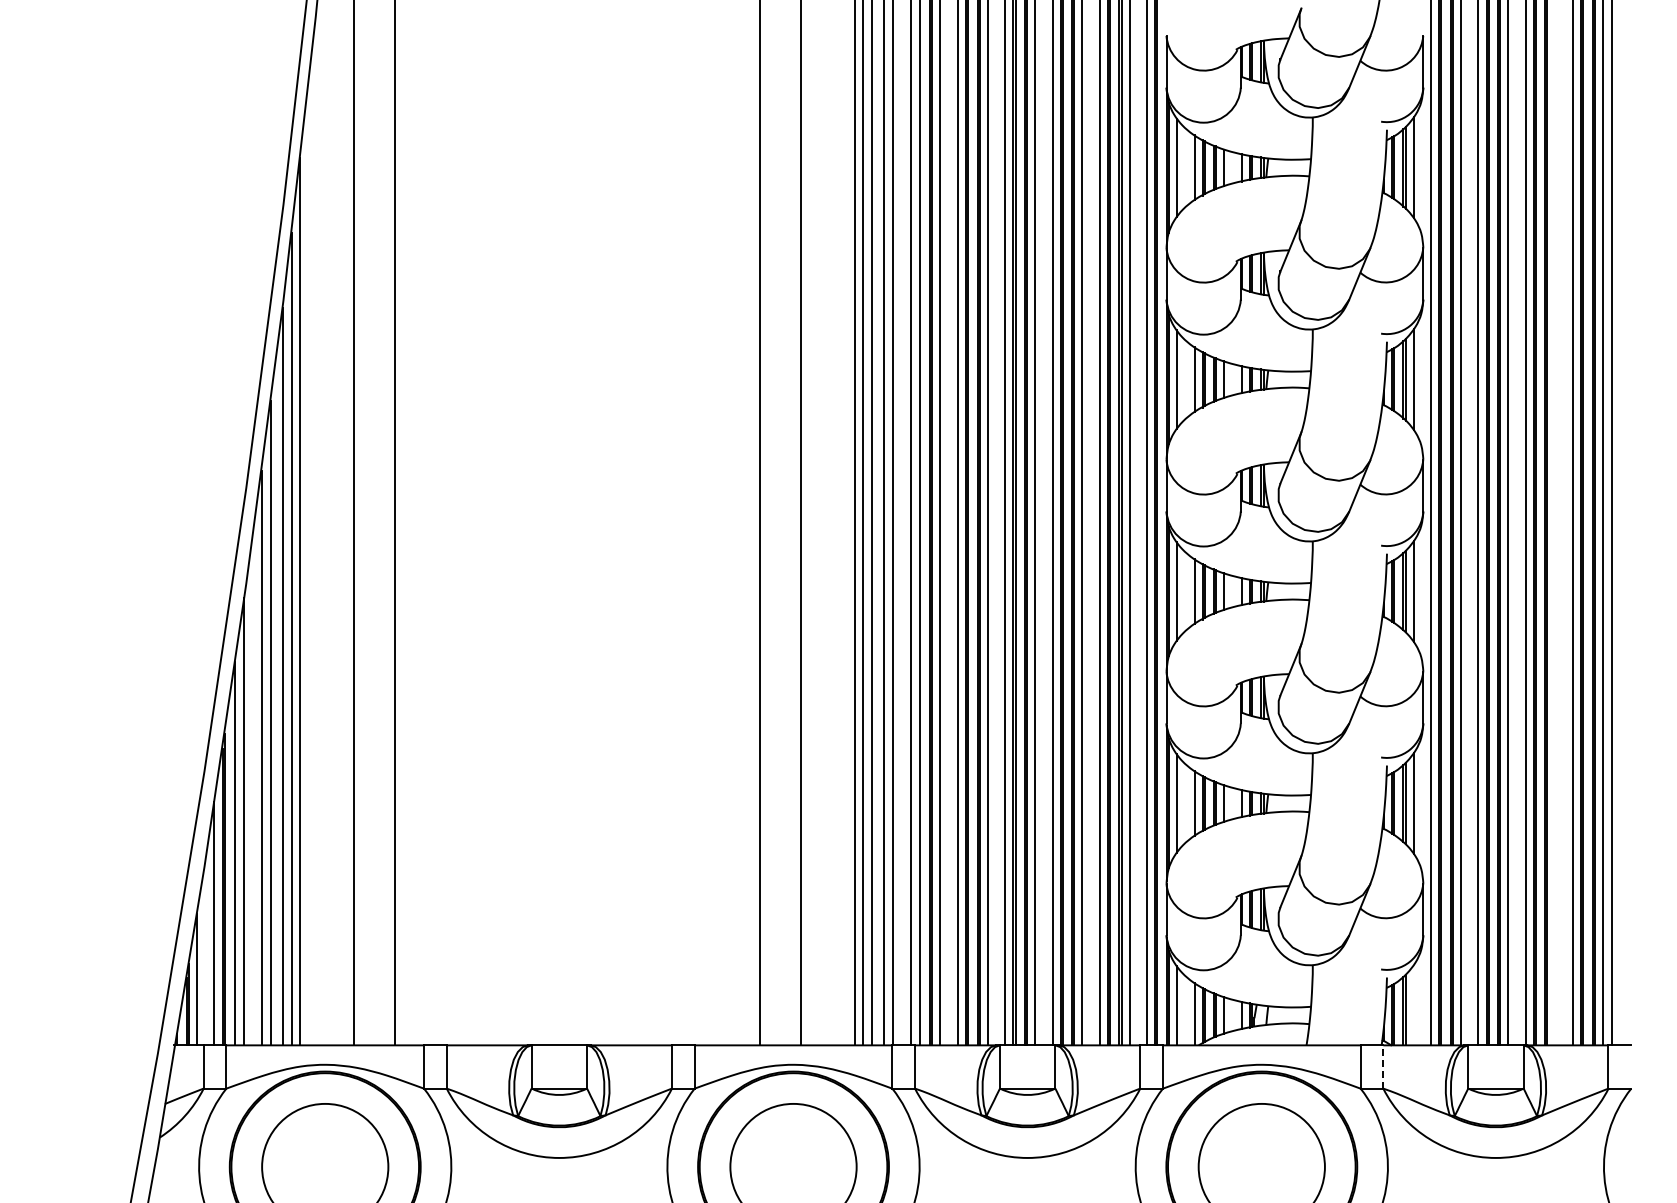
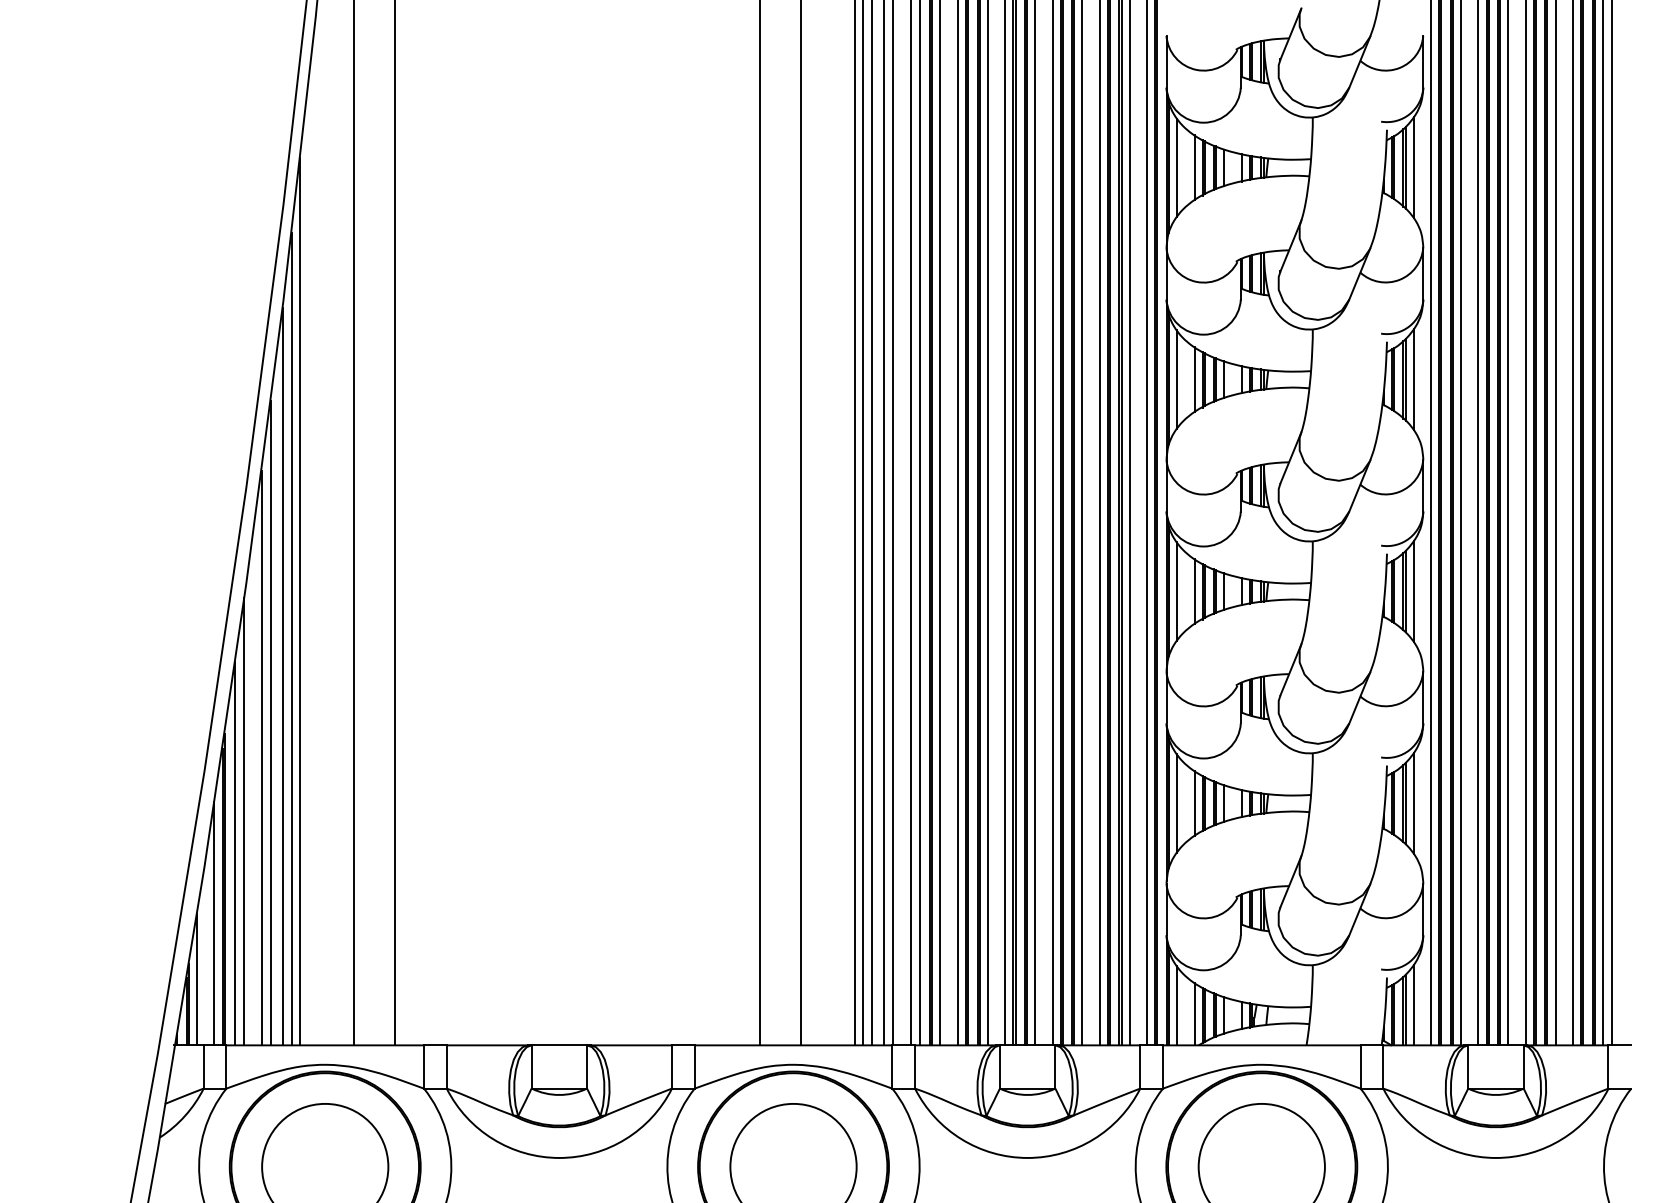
line: none -> present (1555, 523)
line: none -> present (1413, 1004)
line: dashed -> solid (1383, 1066)
